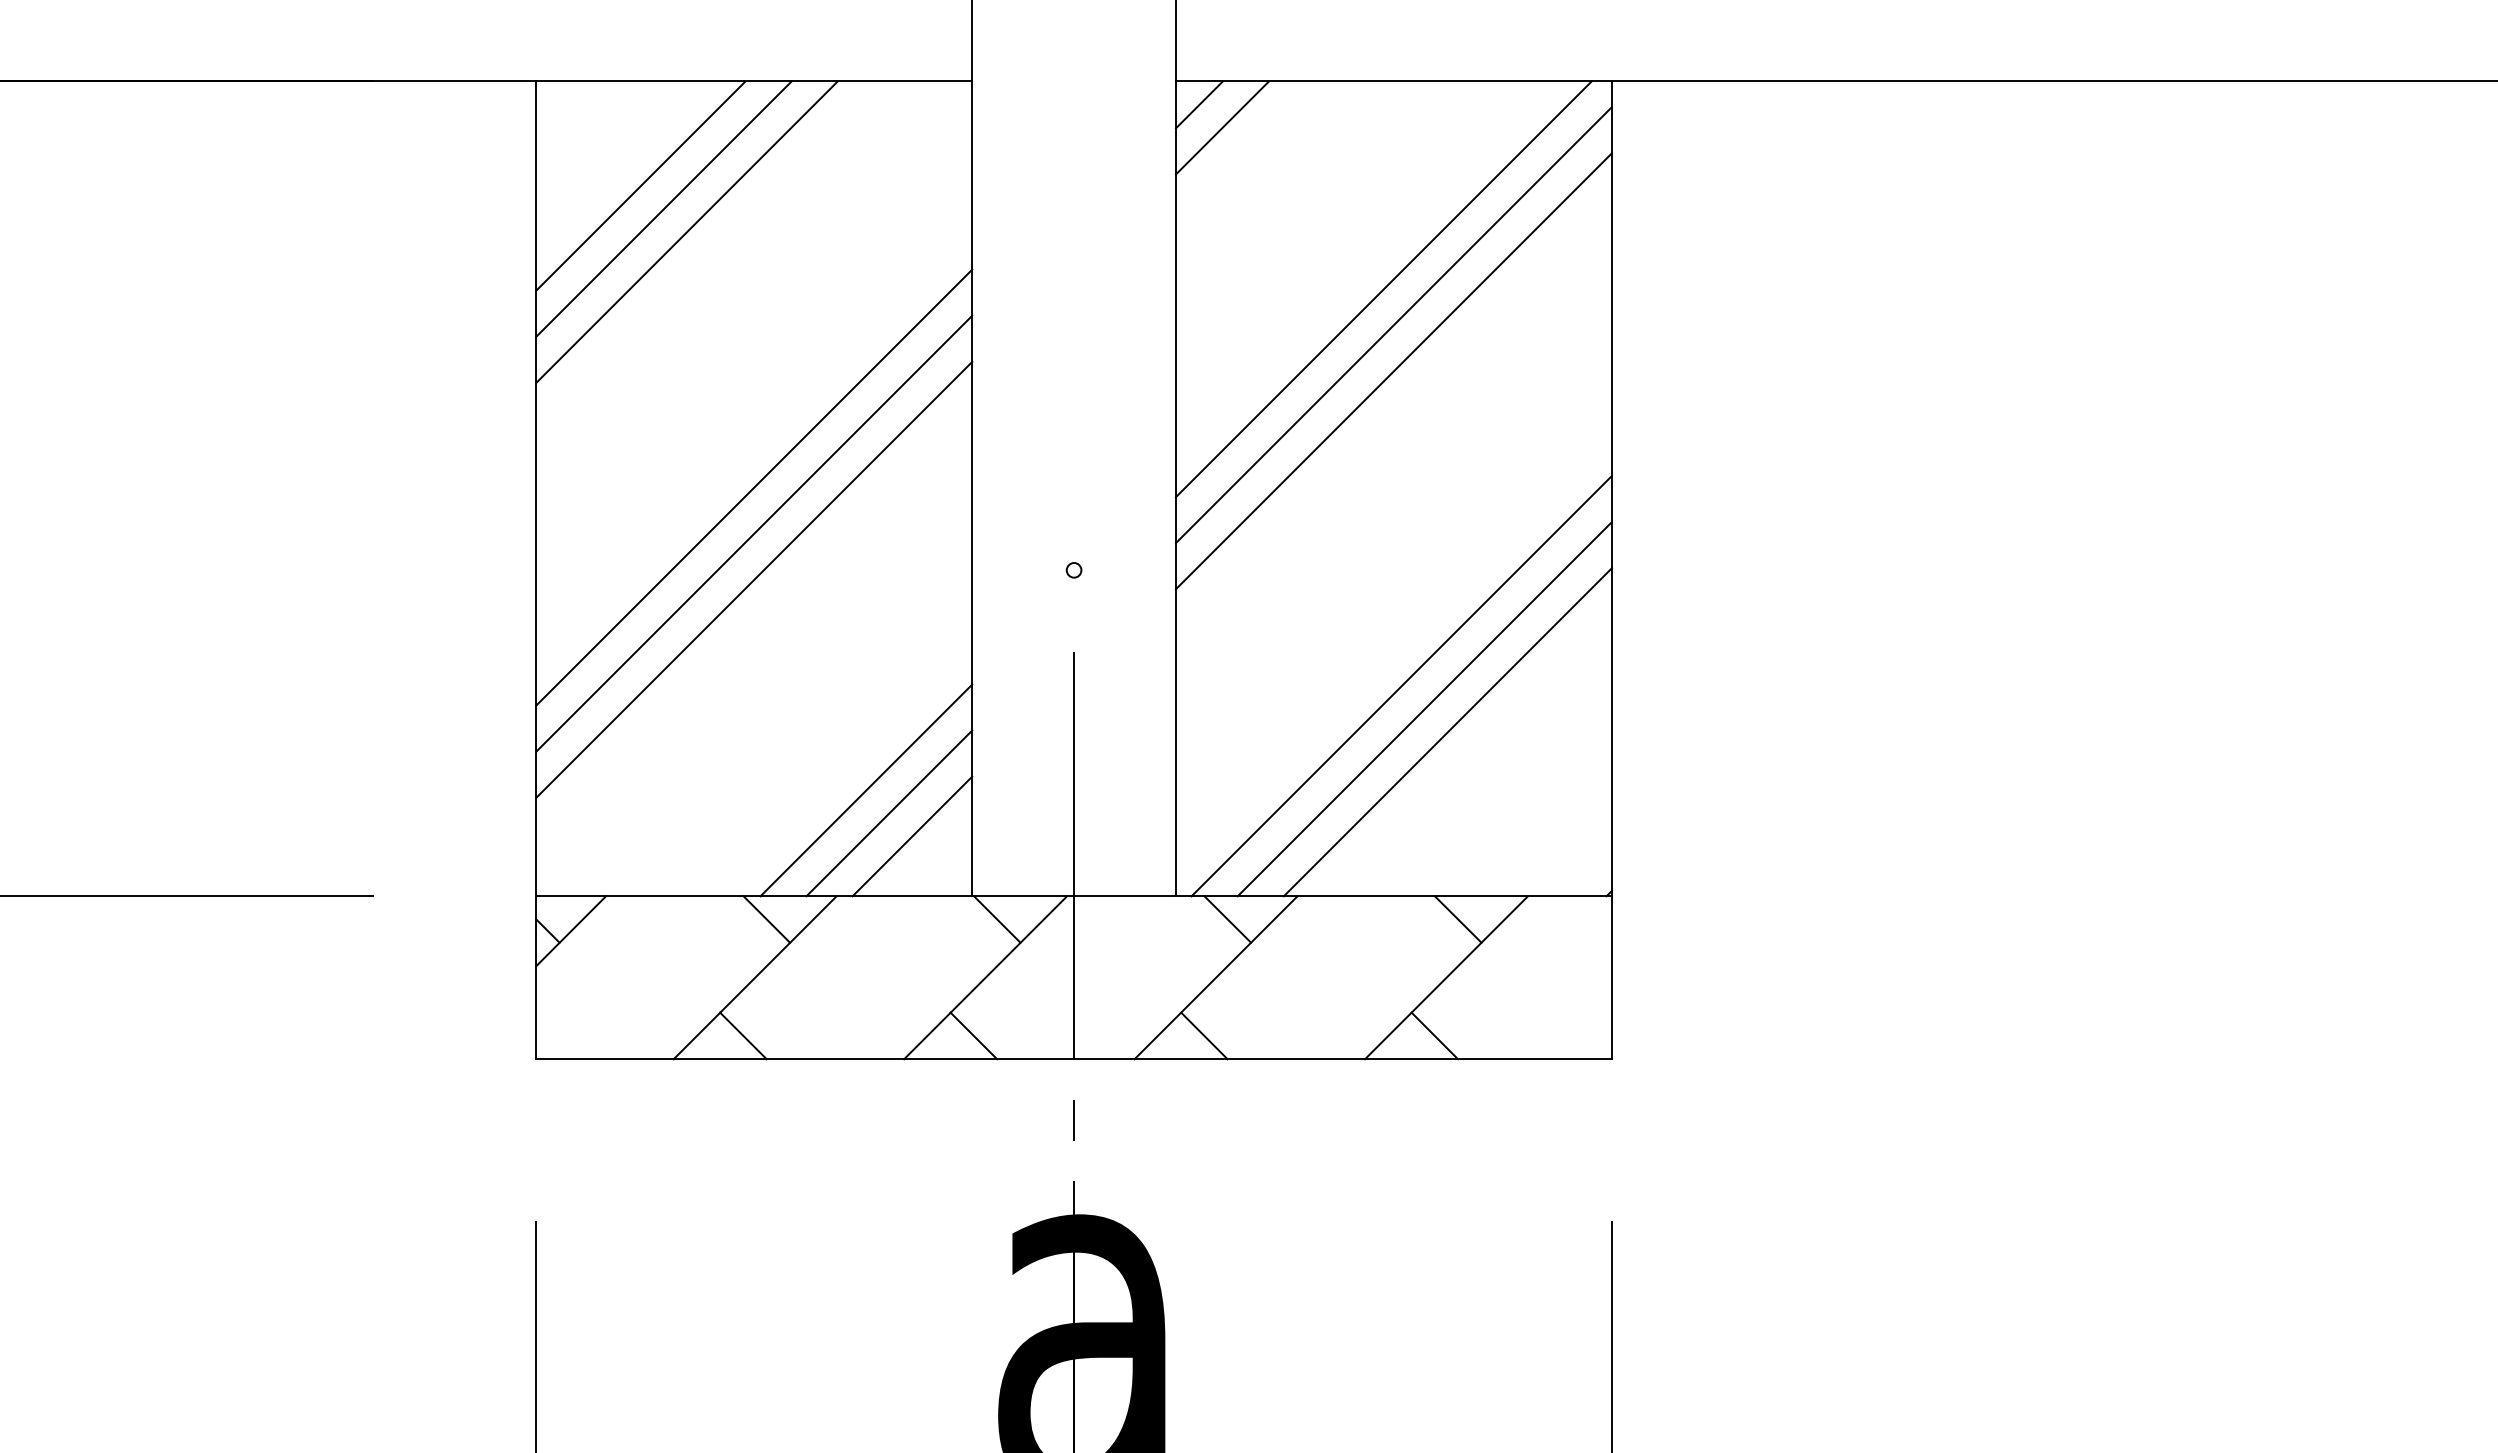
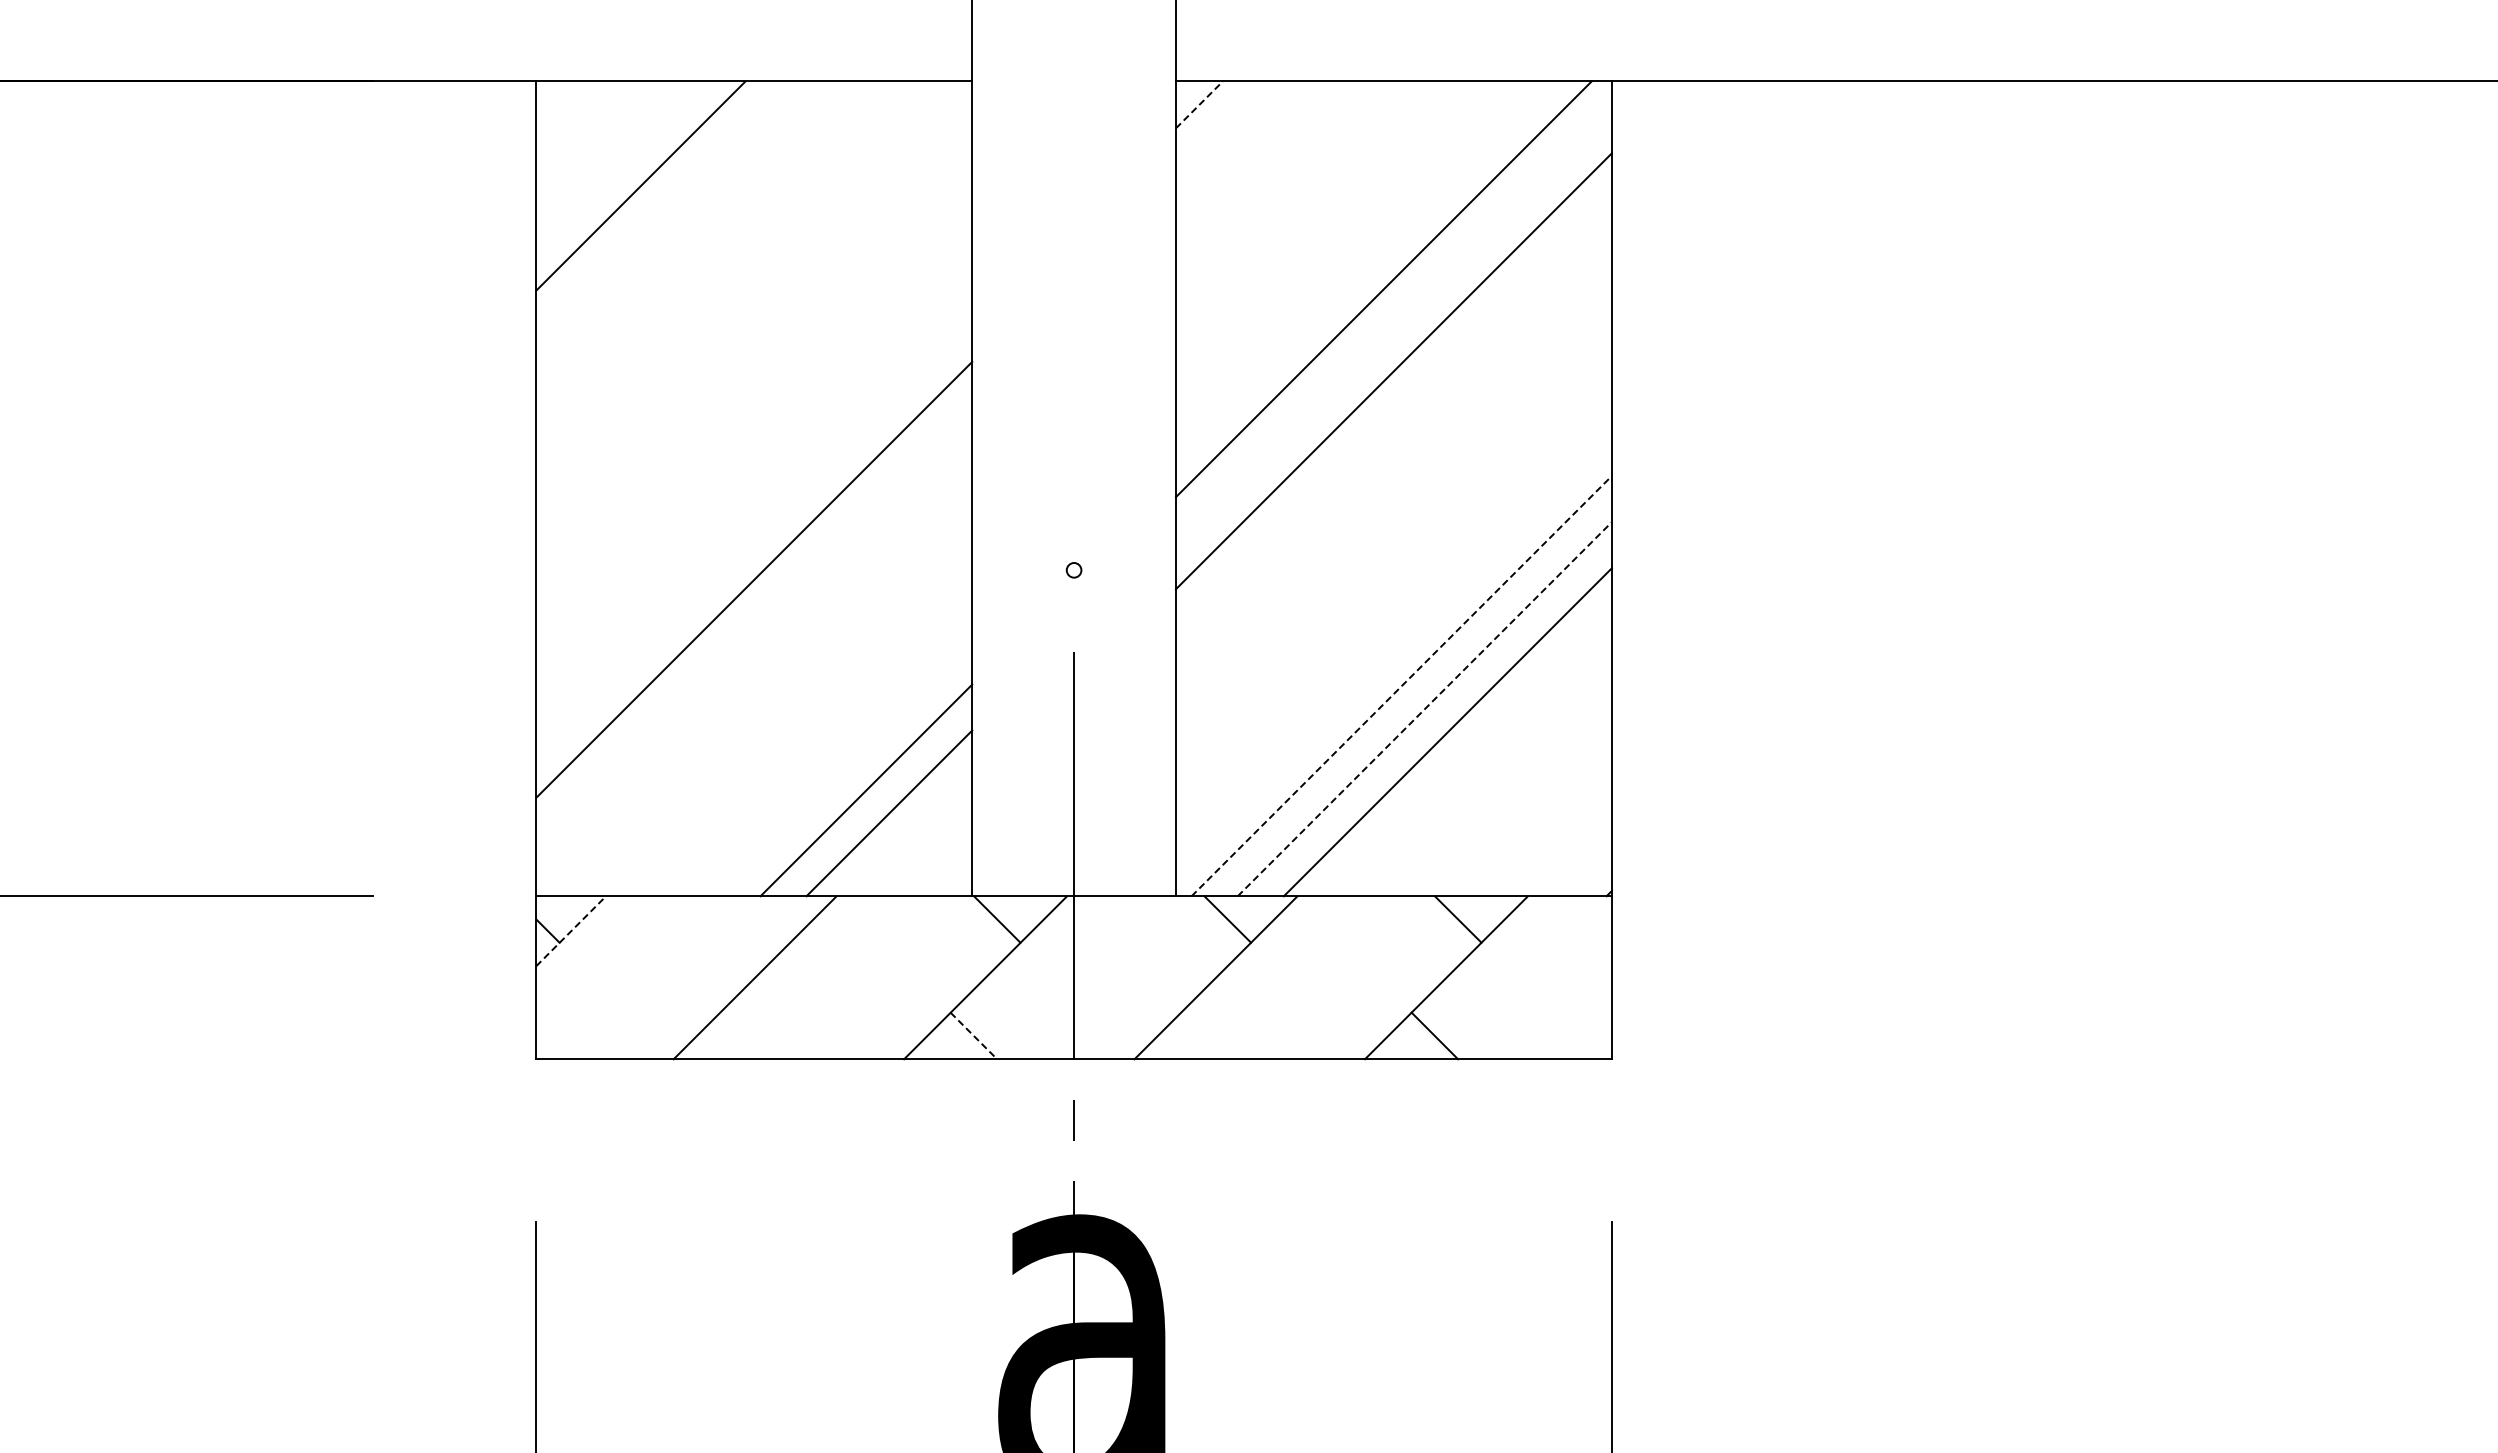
line: solid -> dashed (1199, 104)
line: present -> none (1222, 127)
line: present -> none (663, 208)
line: present -> none (686, 231)
line: present -> none (1393, 325)
line: present -> none (754, 487)
line: present -> none (754, 533)
line: solid -> dashed (1402, 685)
line: solid -> dashed (1424, 709)
line: present -> none (912, 836)
line: present -> none (766, 919)
line: solid -> dashed (571, 930)
line: present -> none (743, 1035)
line: solid -> dashed (973, 1035)
line: present -> none (1204, 1035)
